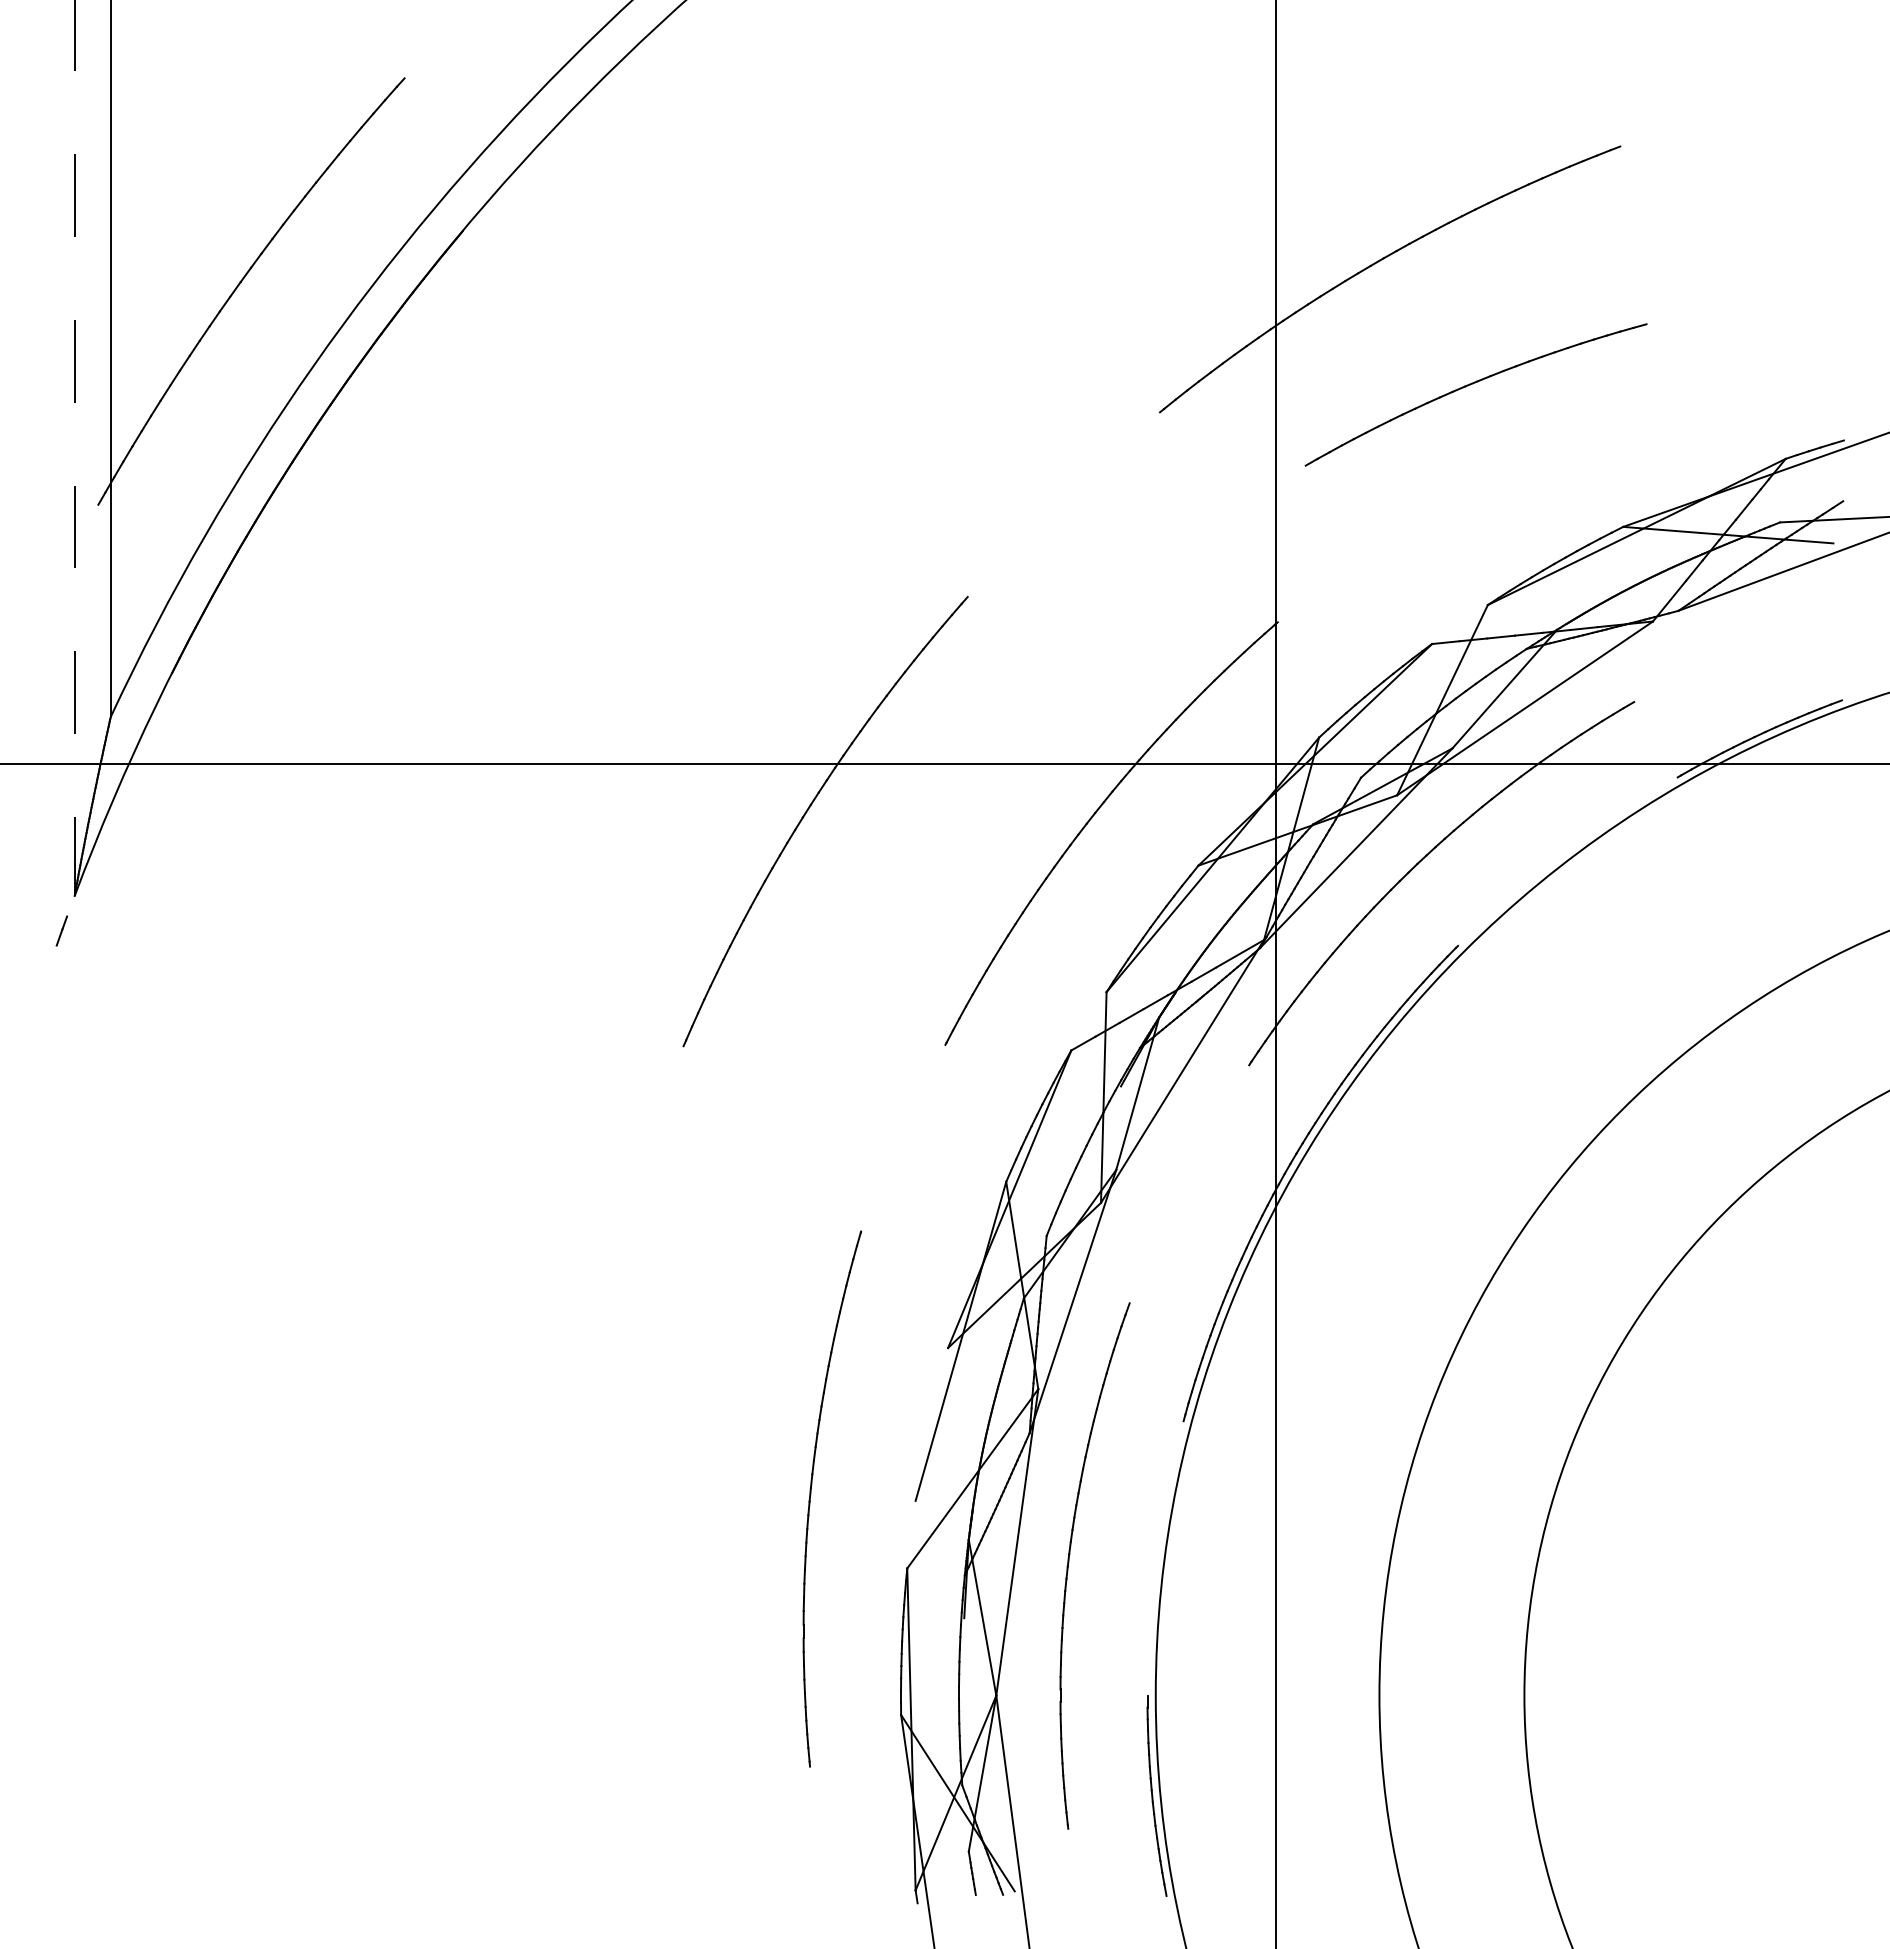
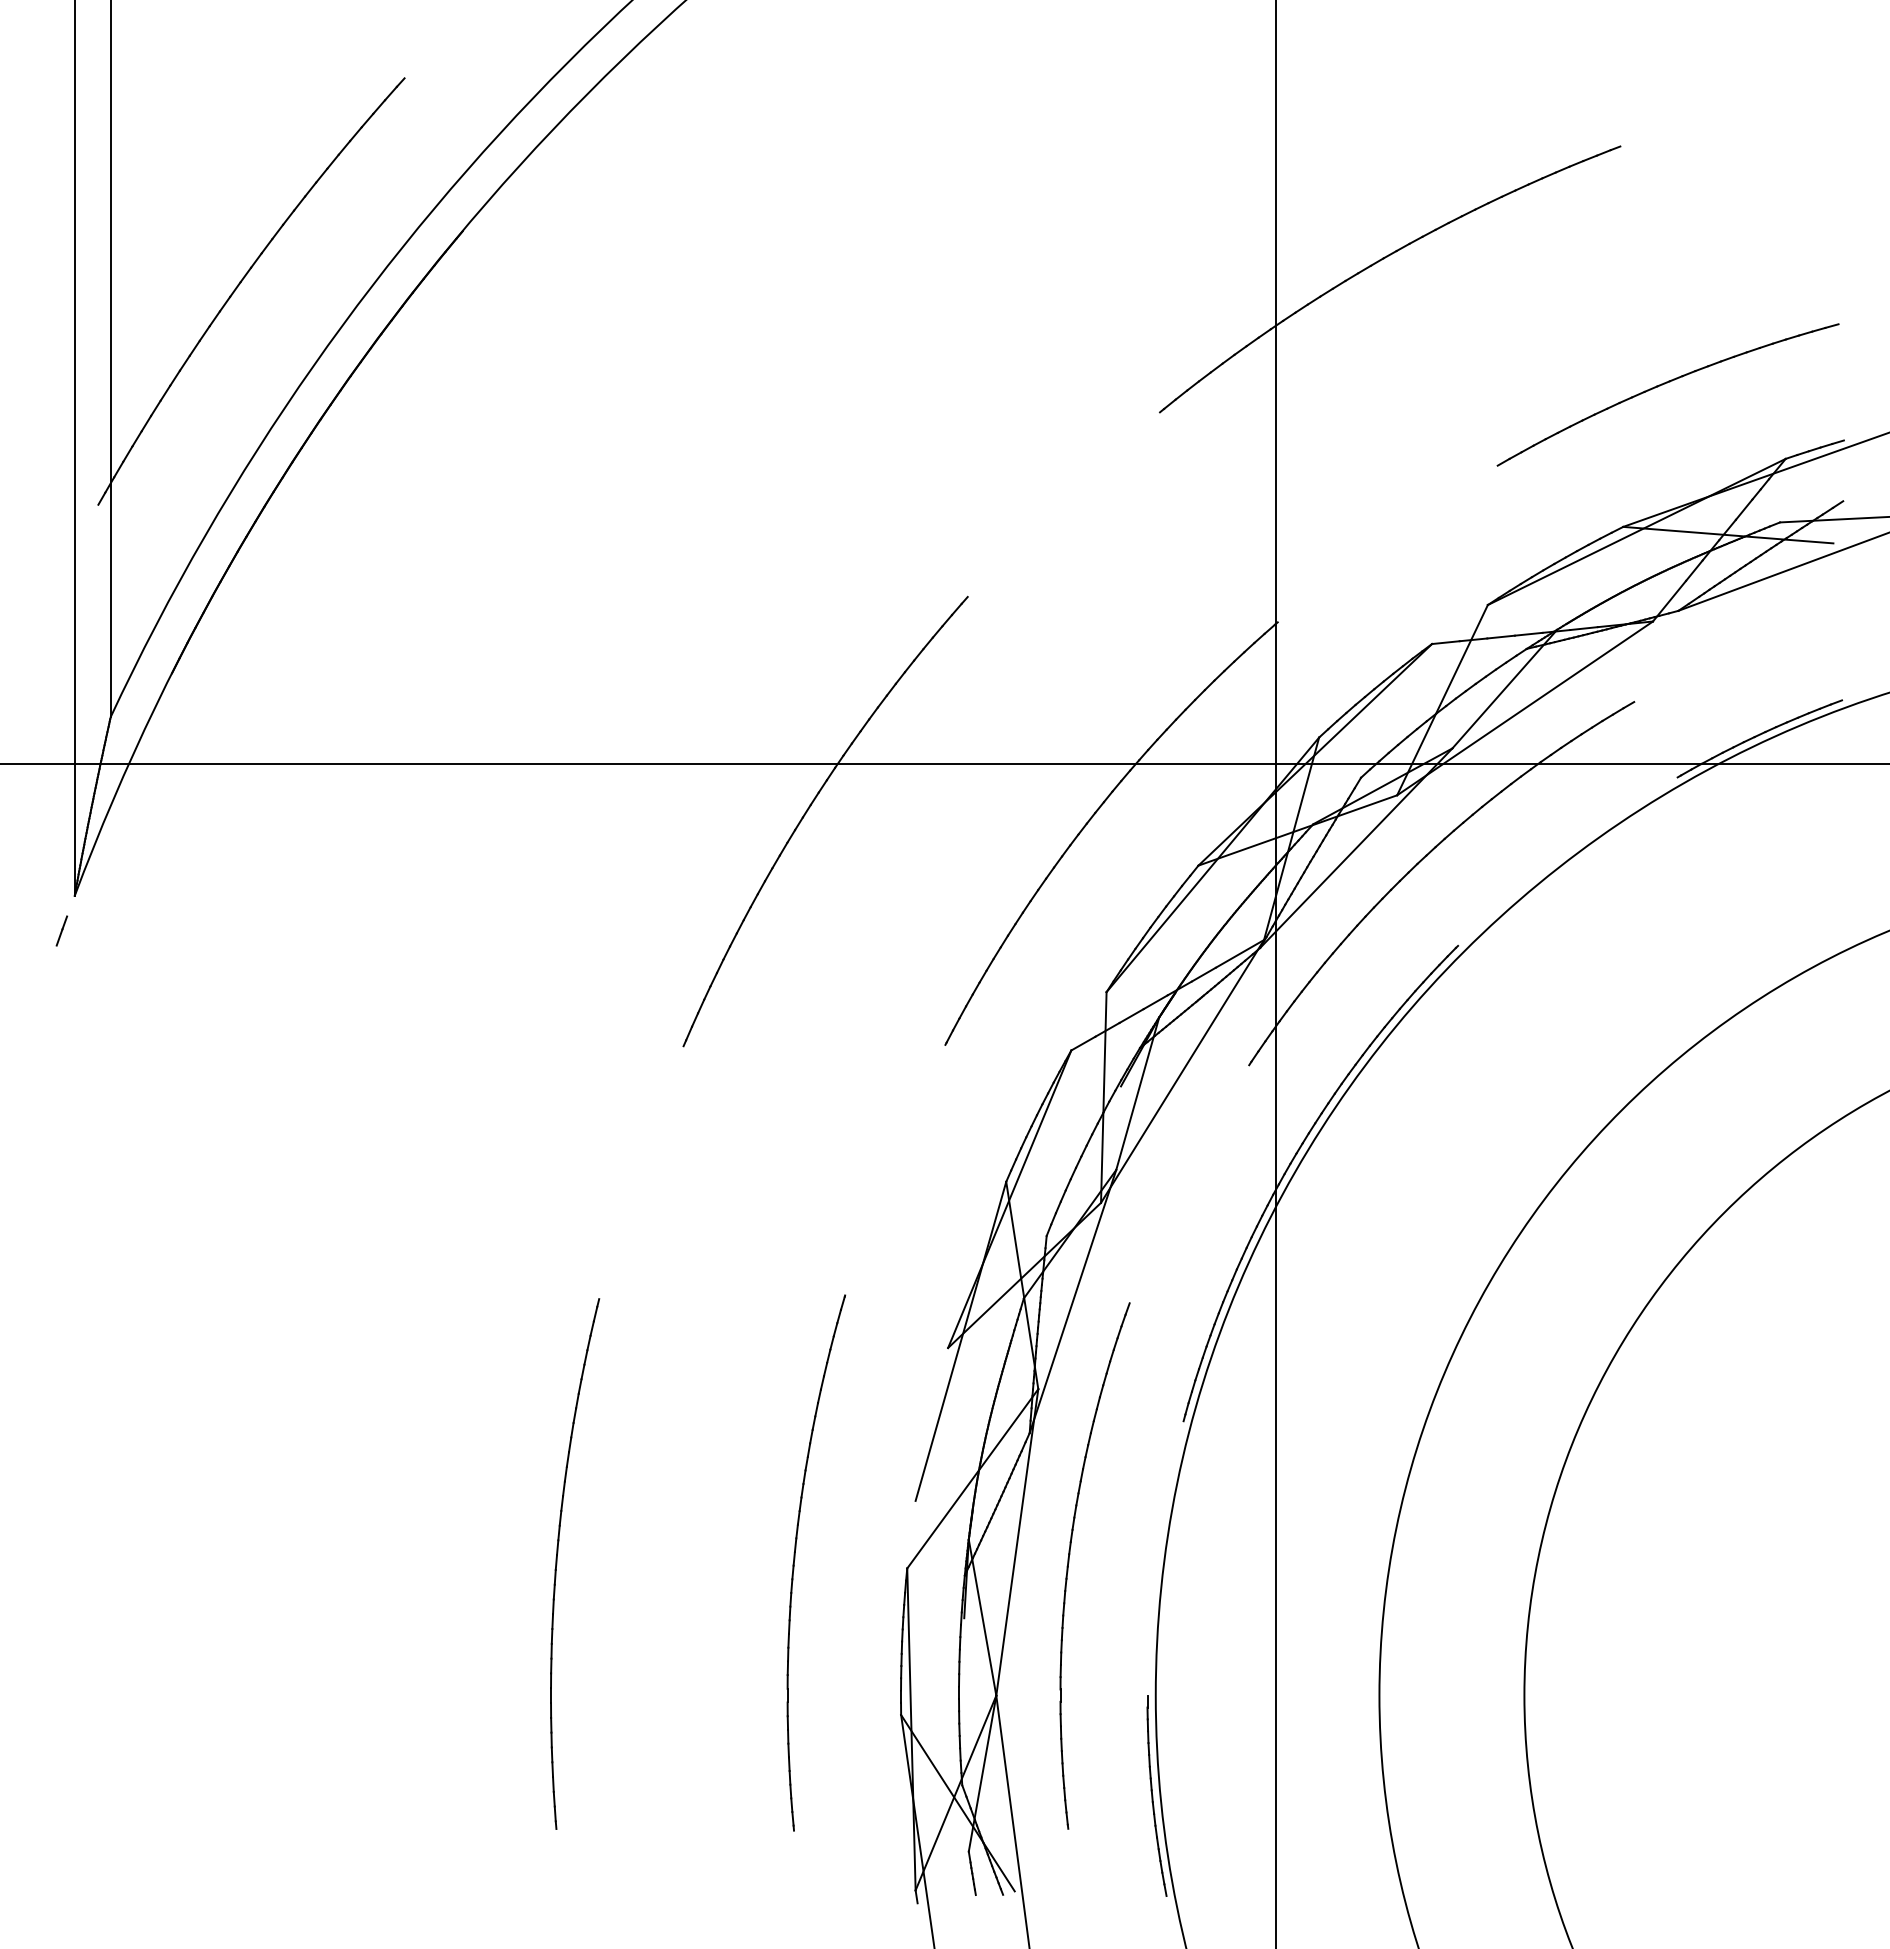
part position: (1473, 384) -> (1665, 384) (1665, 384)
line: dashed -> solid (74, 448)
part position: (811, 1495) -> (795, 1559) (795, 1559)
part: none -> present (557, 1563)
